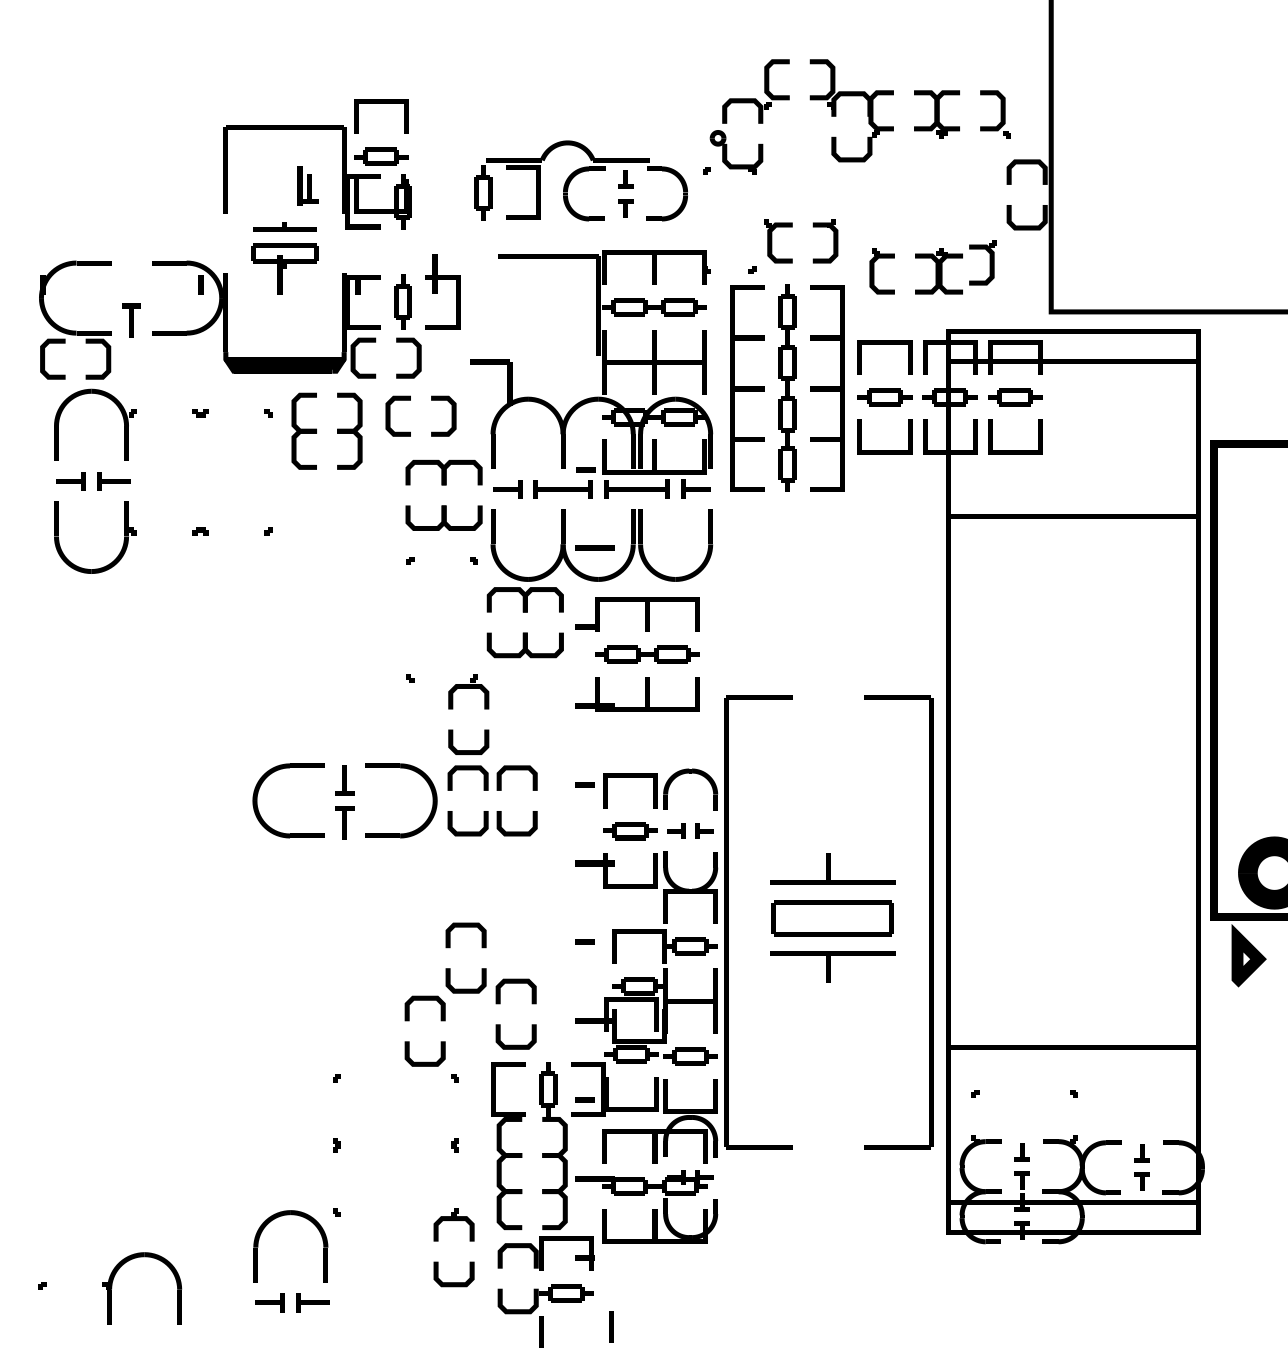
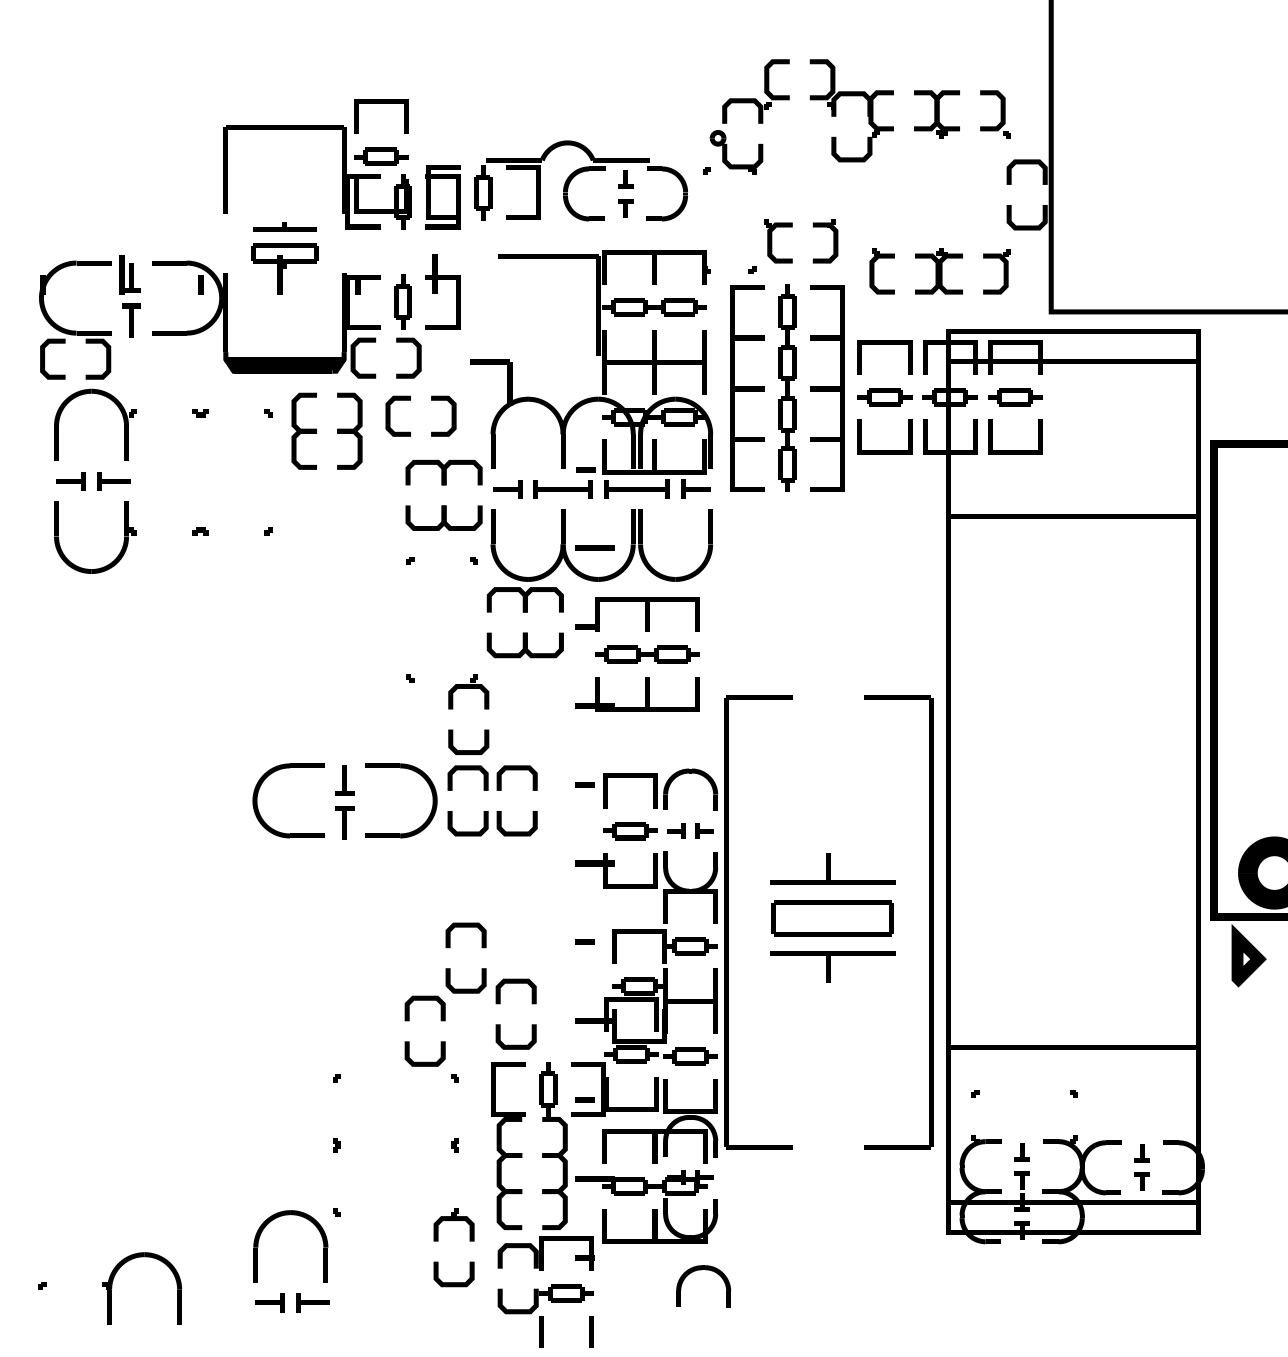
part position: (307, 185) -> (129, 274) (129, 274)
part: none -> present (442, 197)
part position: (989, 262) -> (1003, 271) (1003, 271)
curve: none -> present (701, 1270)
line position: (611, 1326) -> (591, 1331) (591, 1331)
